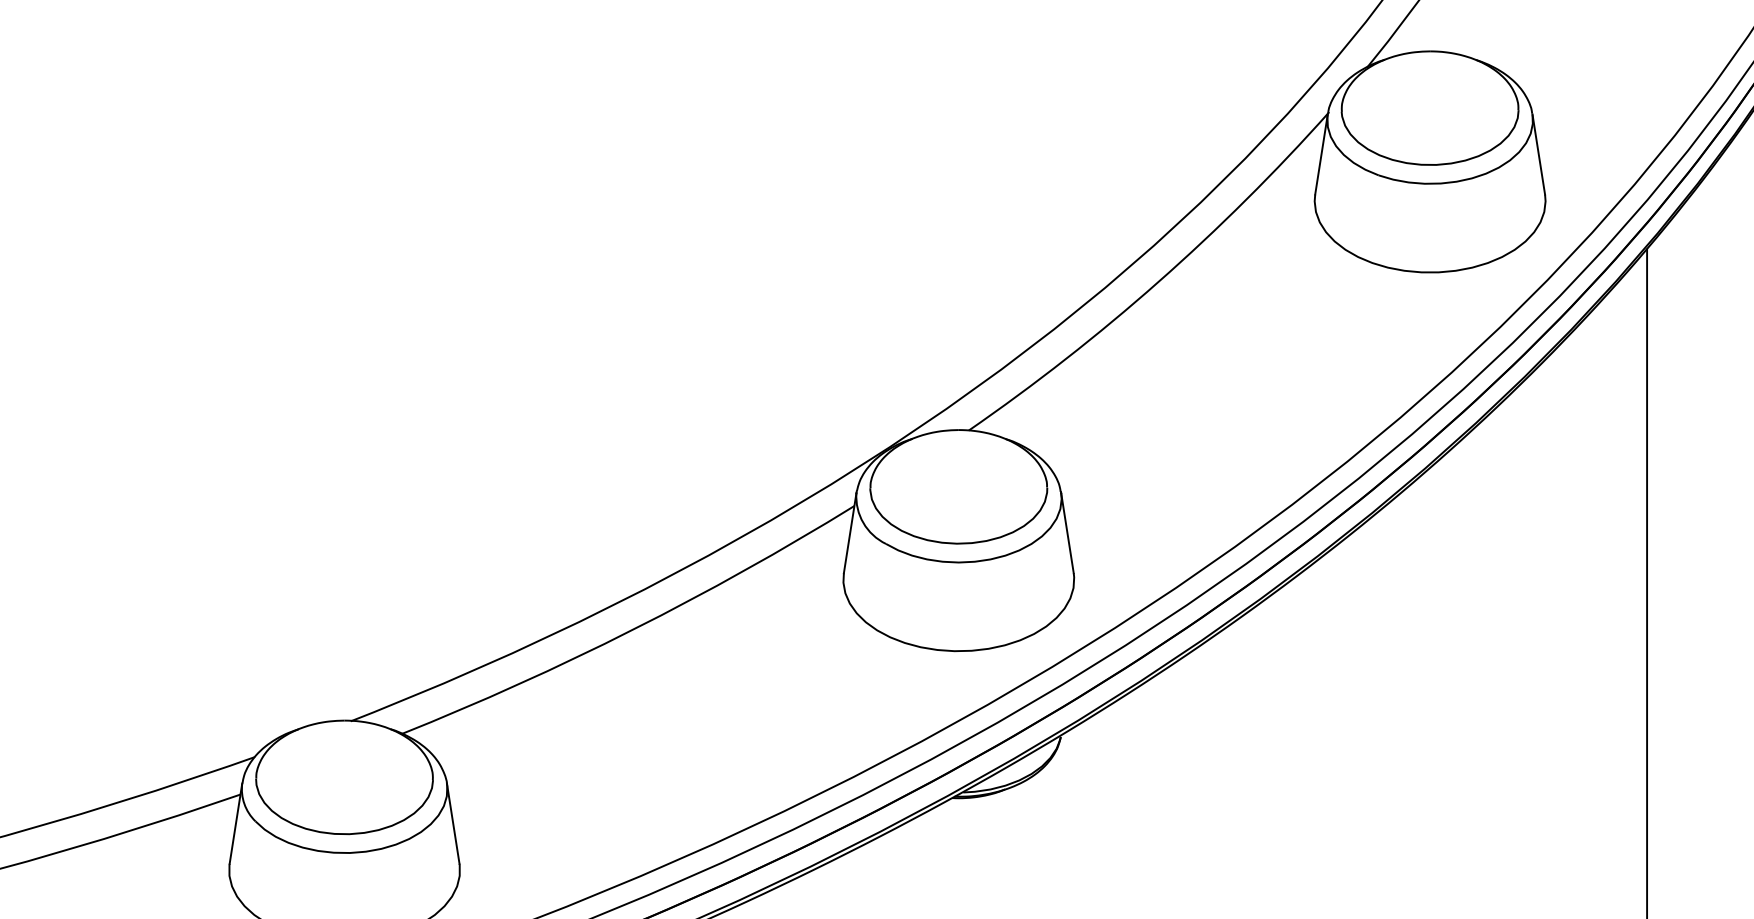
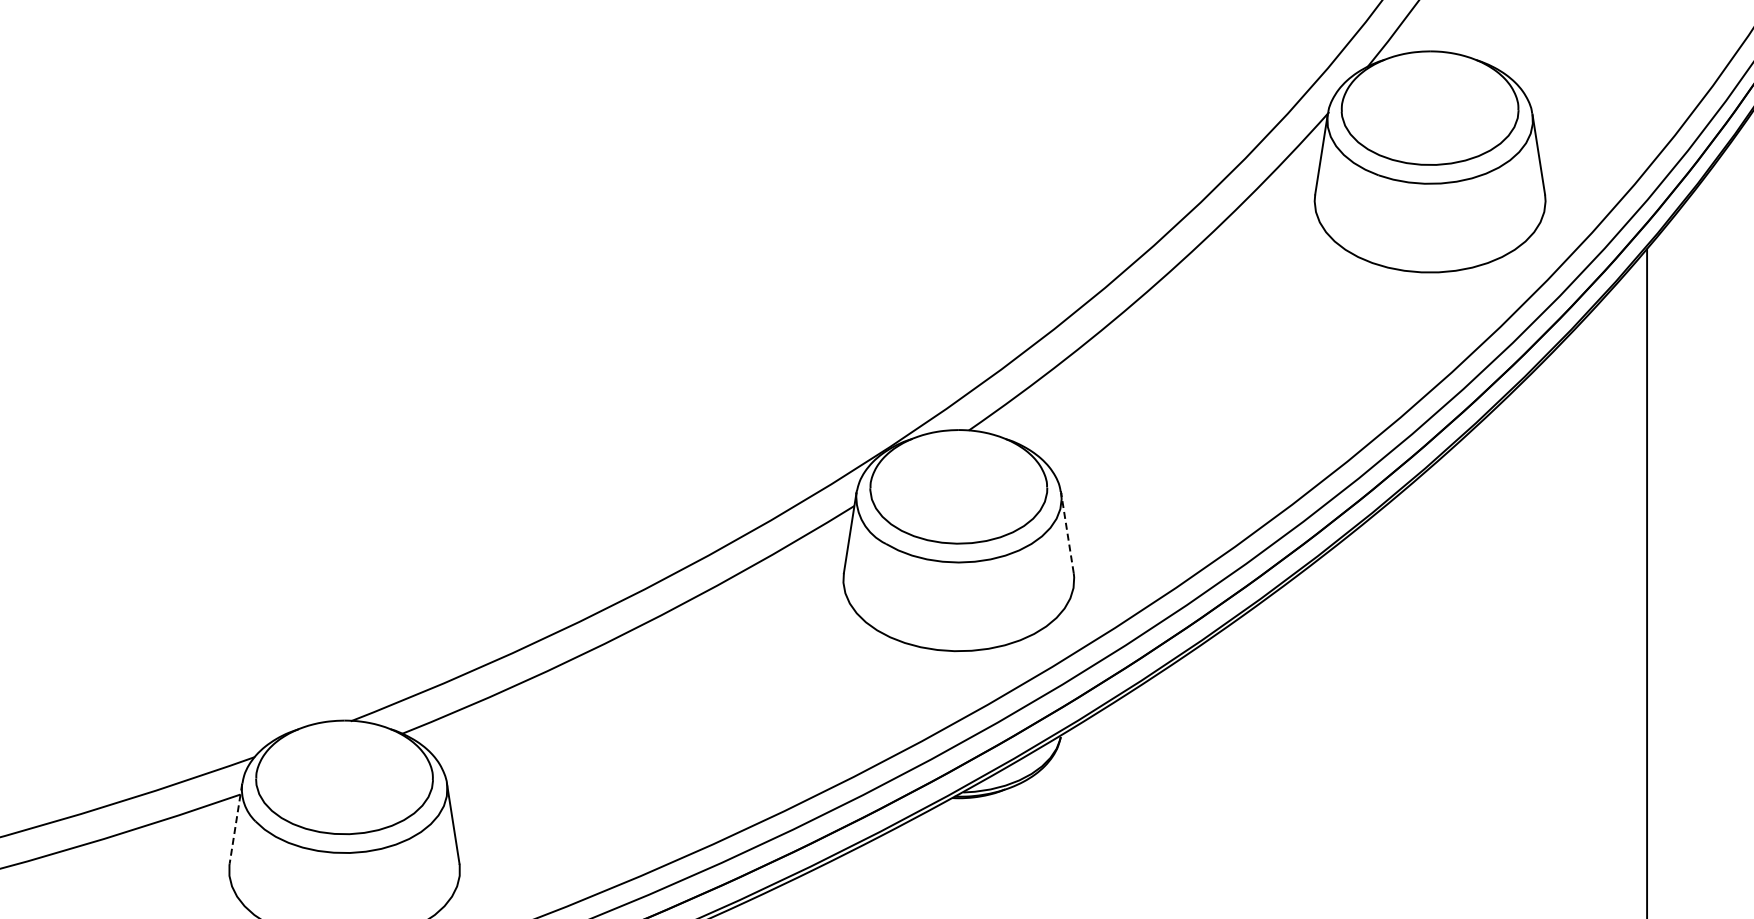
line: solid -> dashed (1067, 533)
line: solid -> dashed (235, 823)
